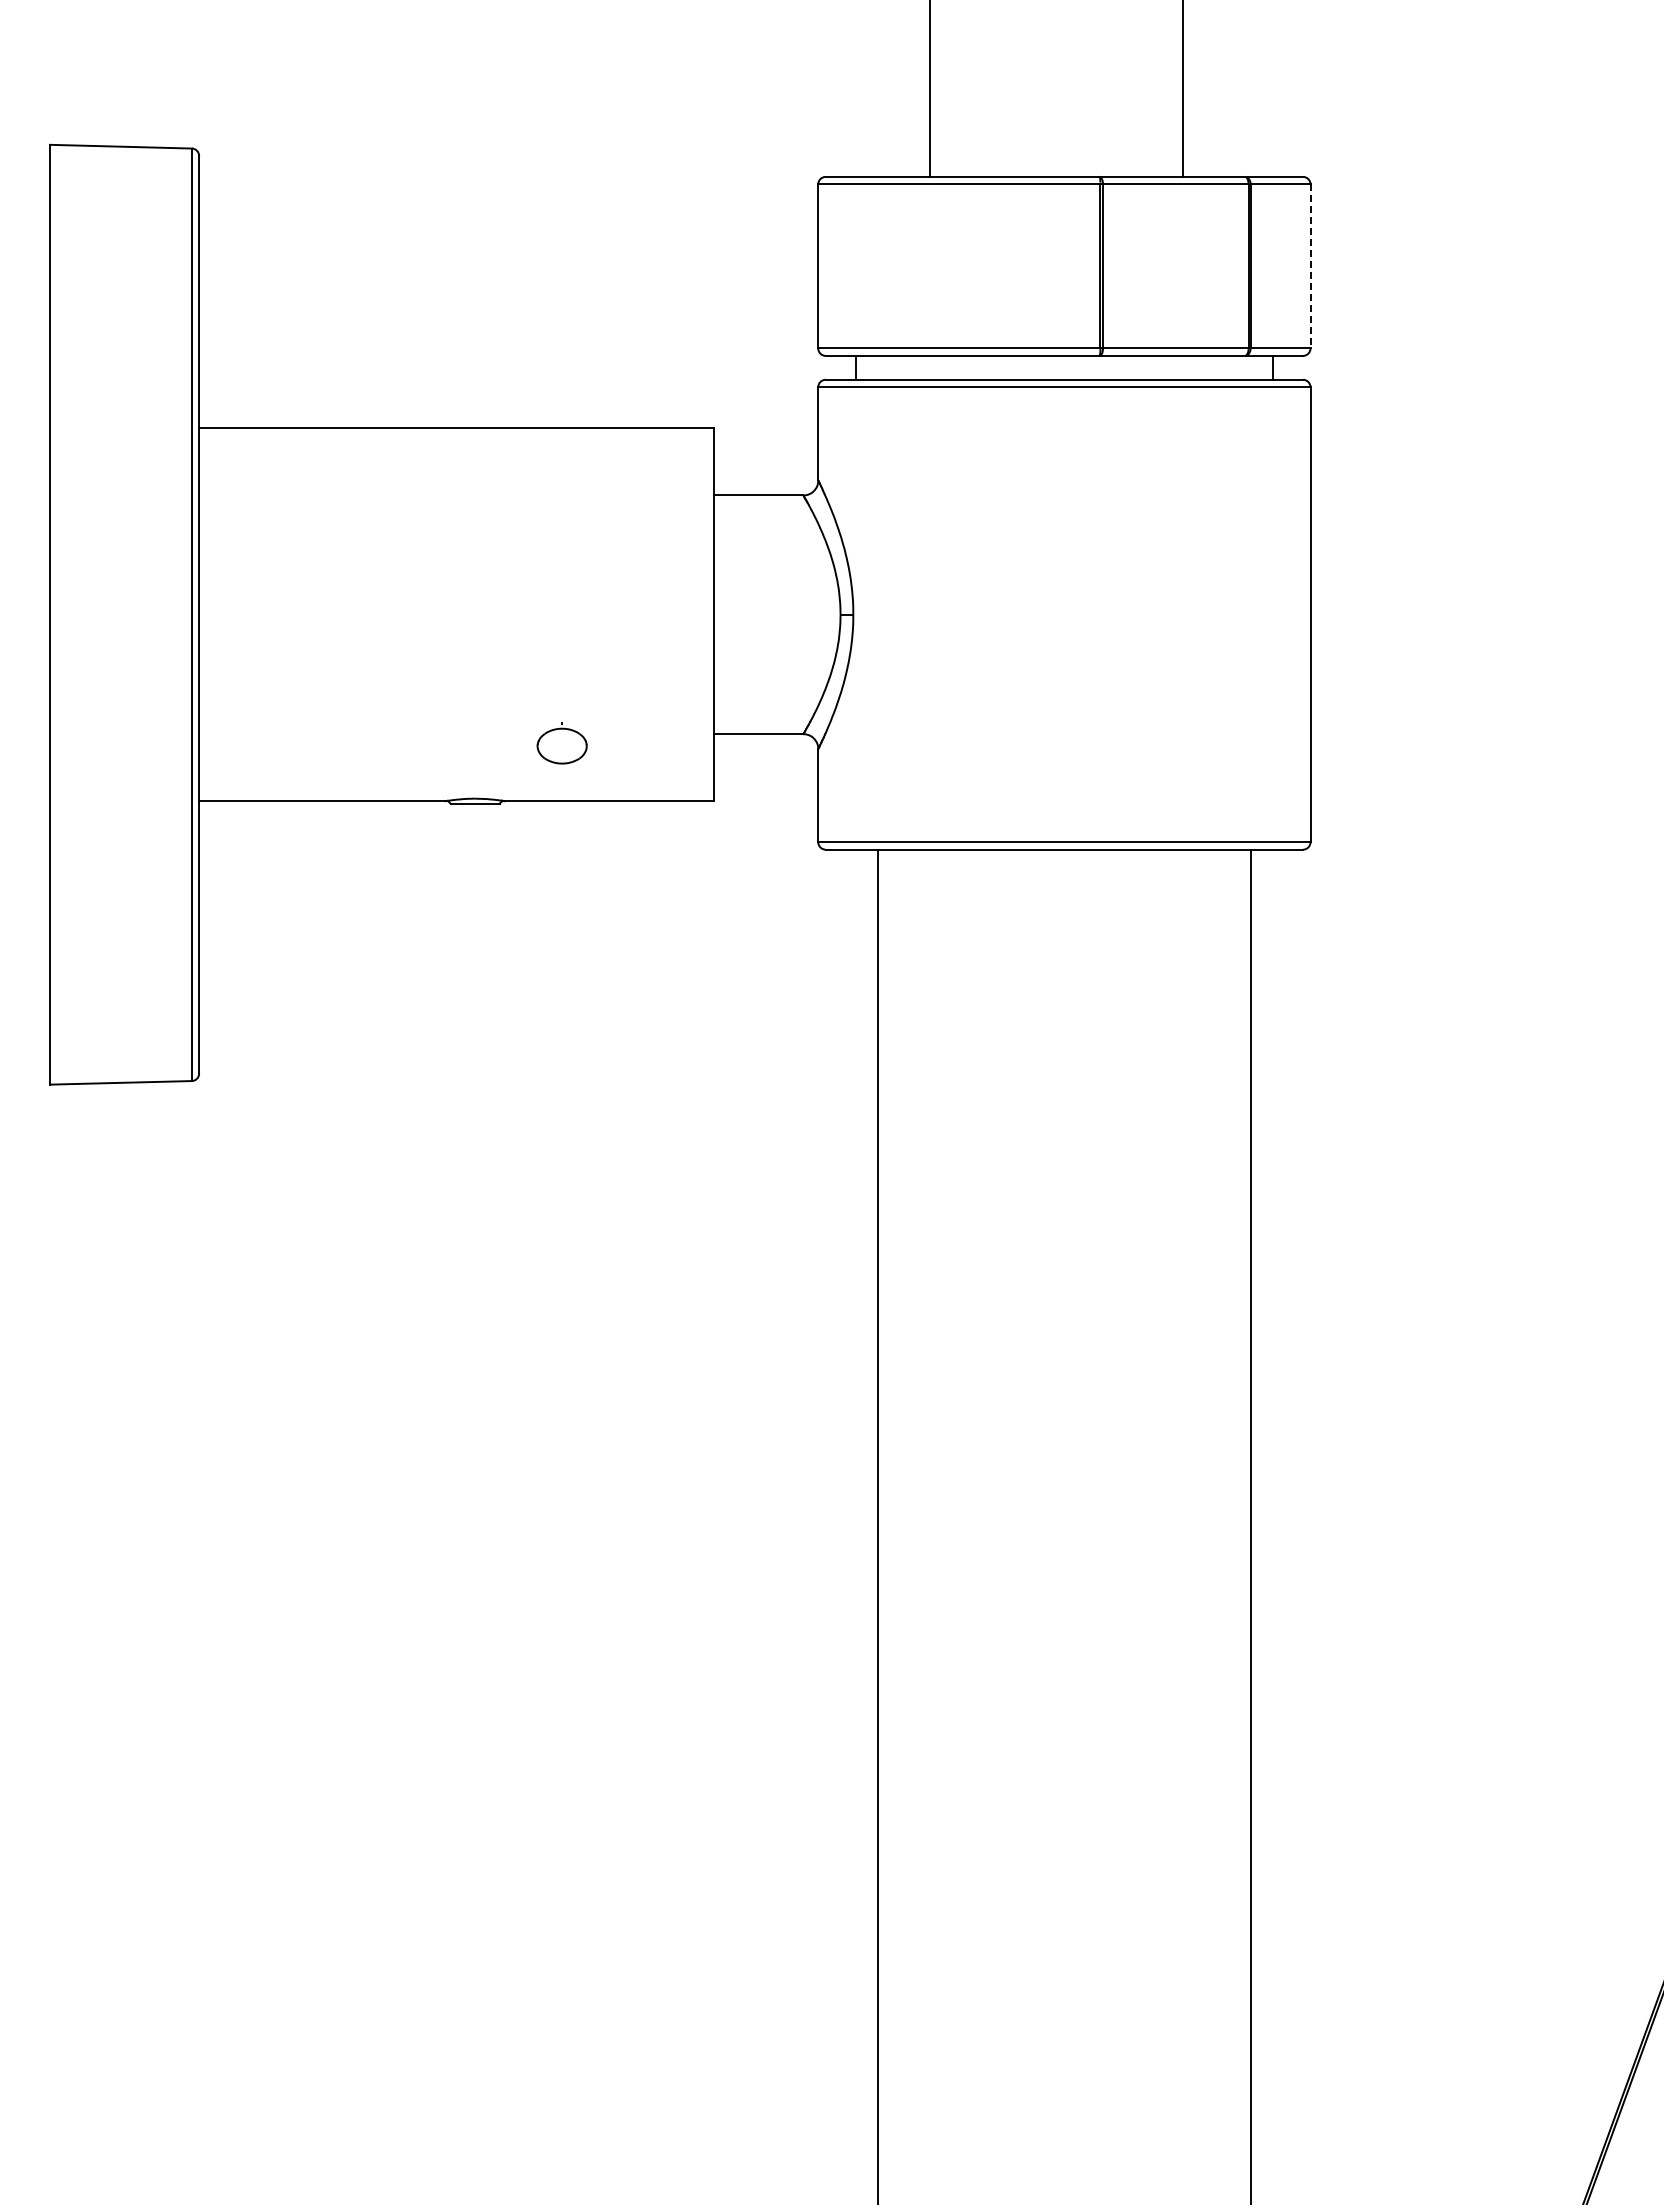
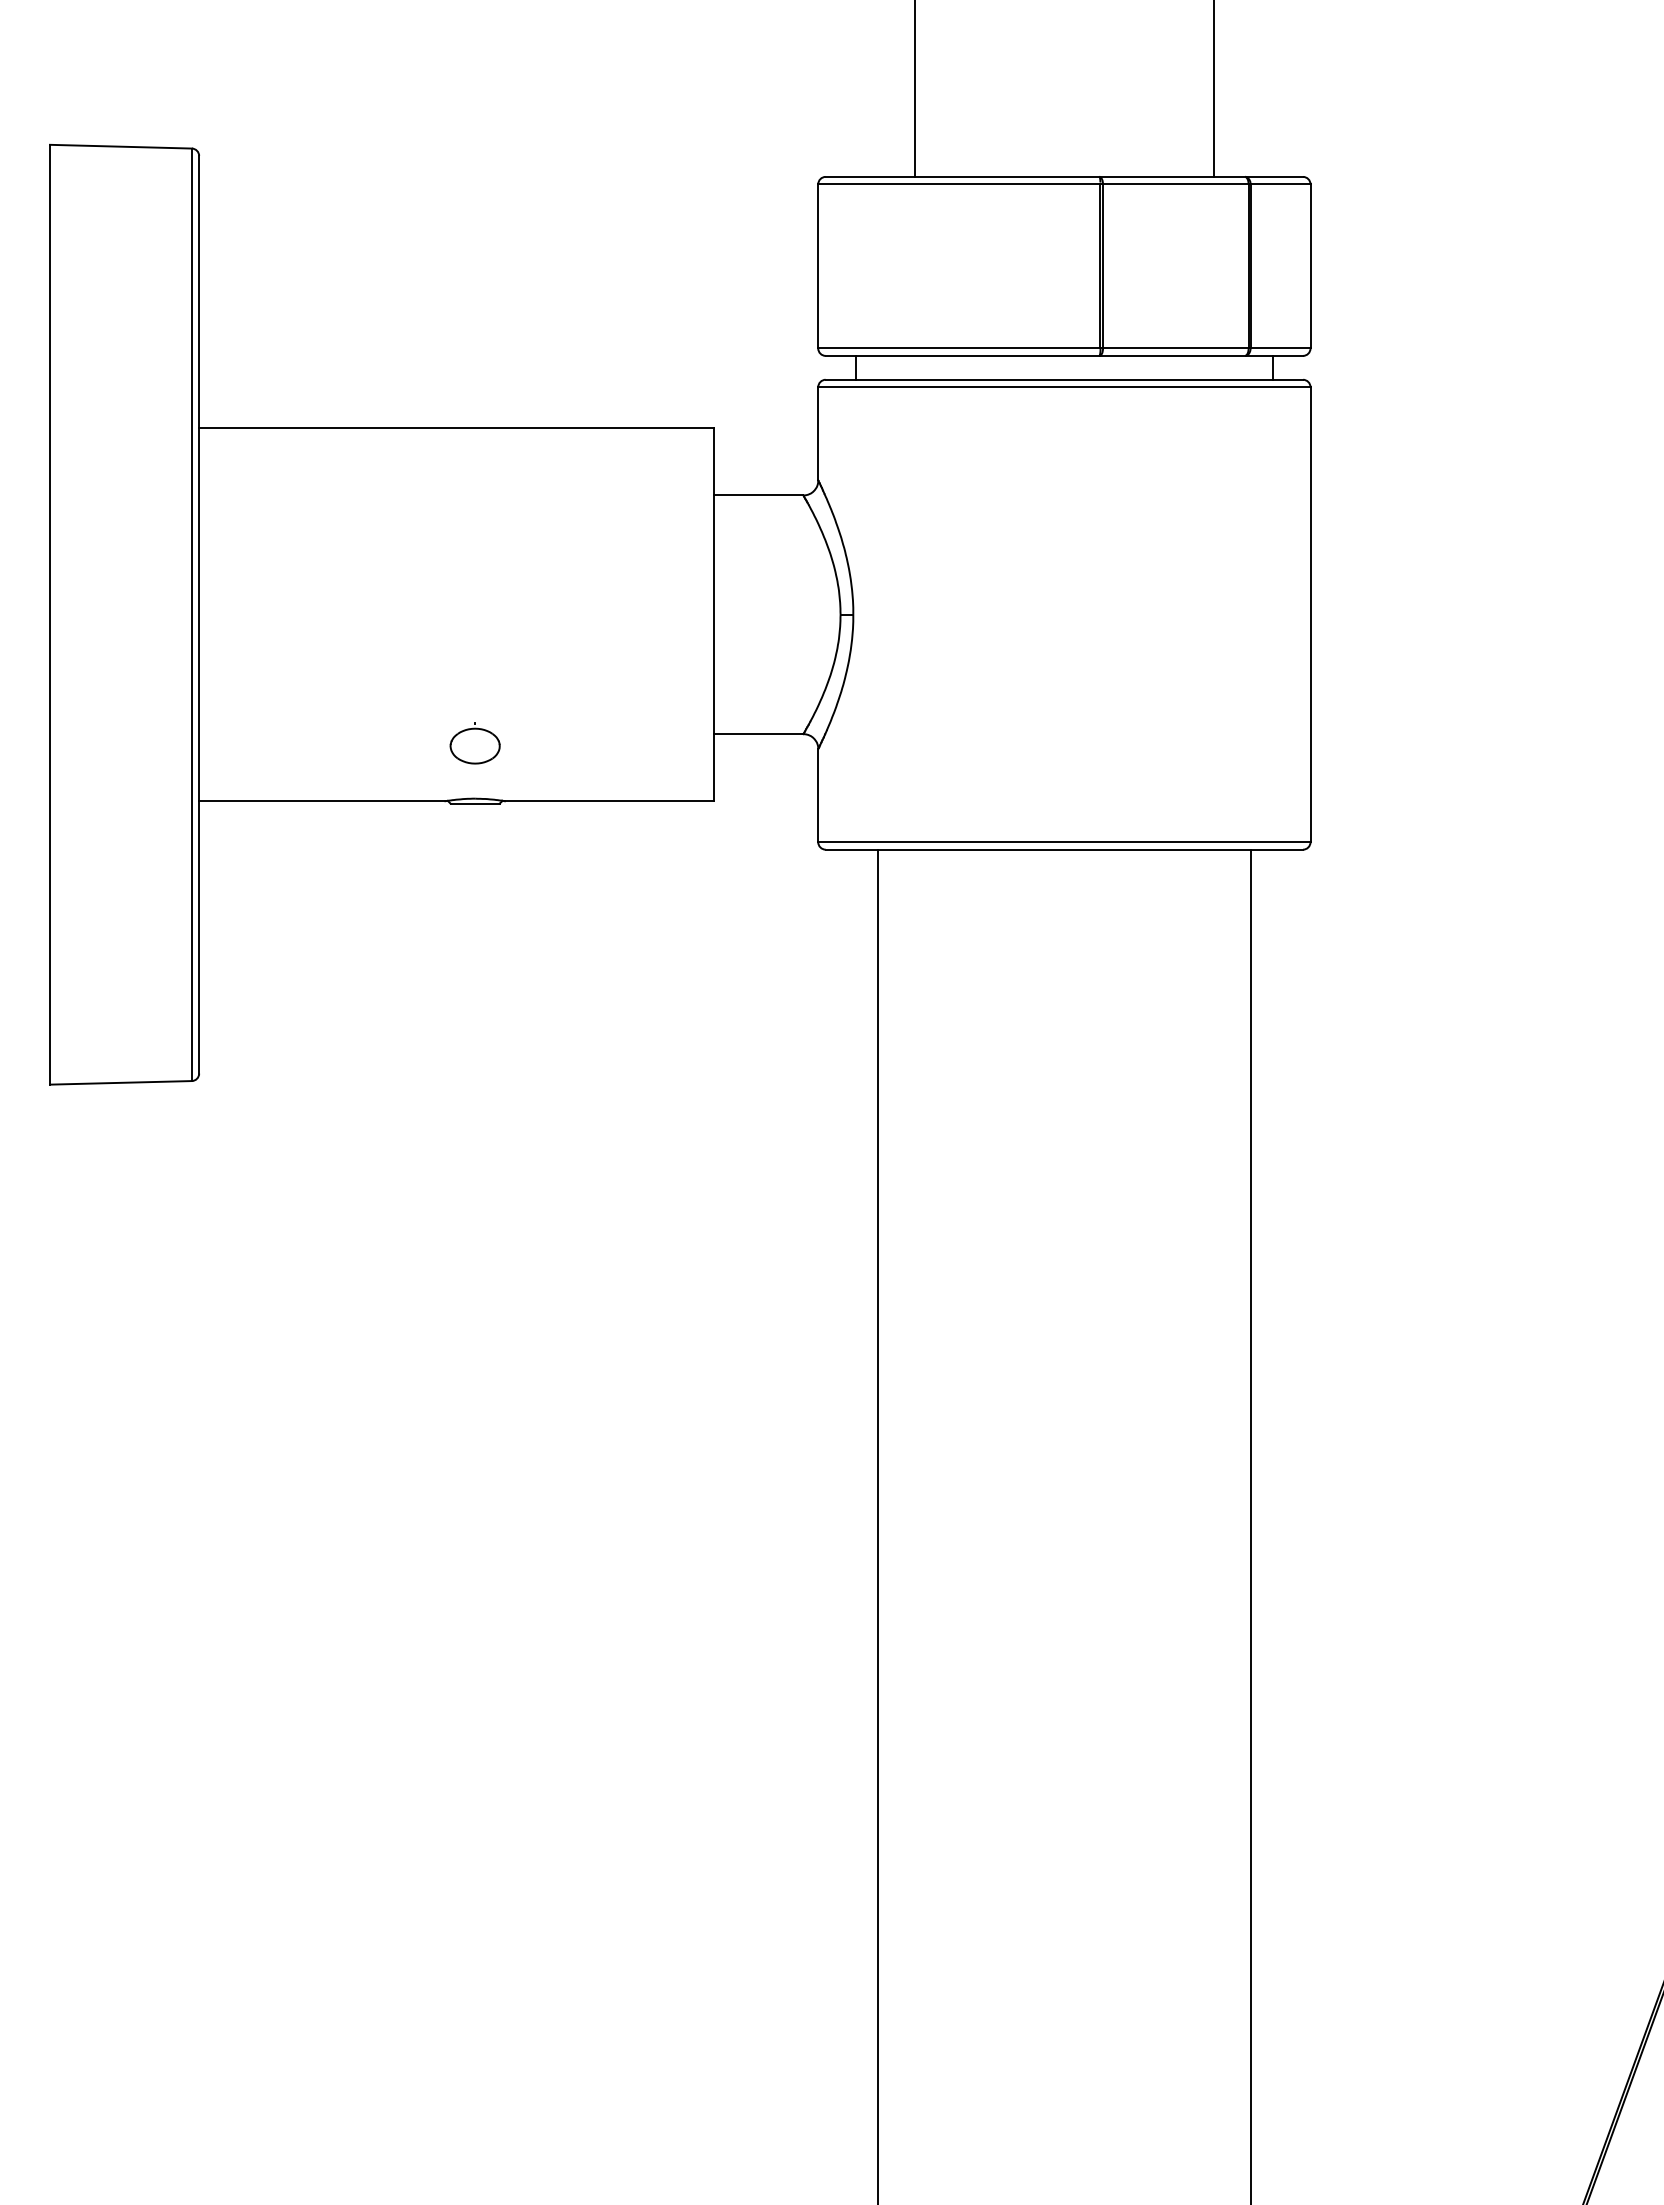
line position: (930, 89) -> (915, 89) (915, 89)
line position: (1182, 89) -> (1213, 89) (1213, 89)
line: dashed -> solid (1310, 266)
part position: (561, 743) -> (474, 743) (474, 743)
